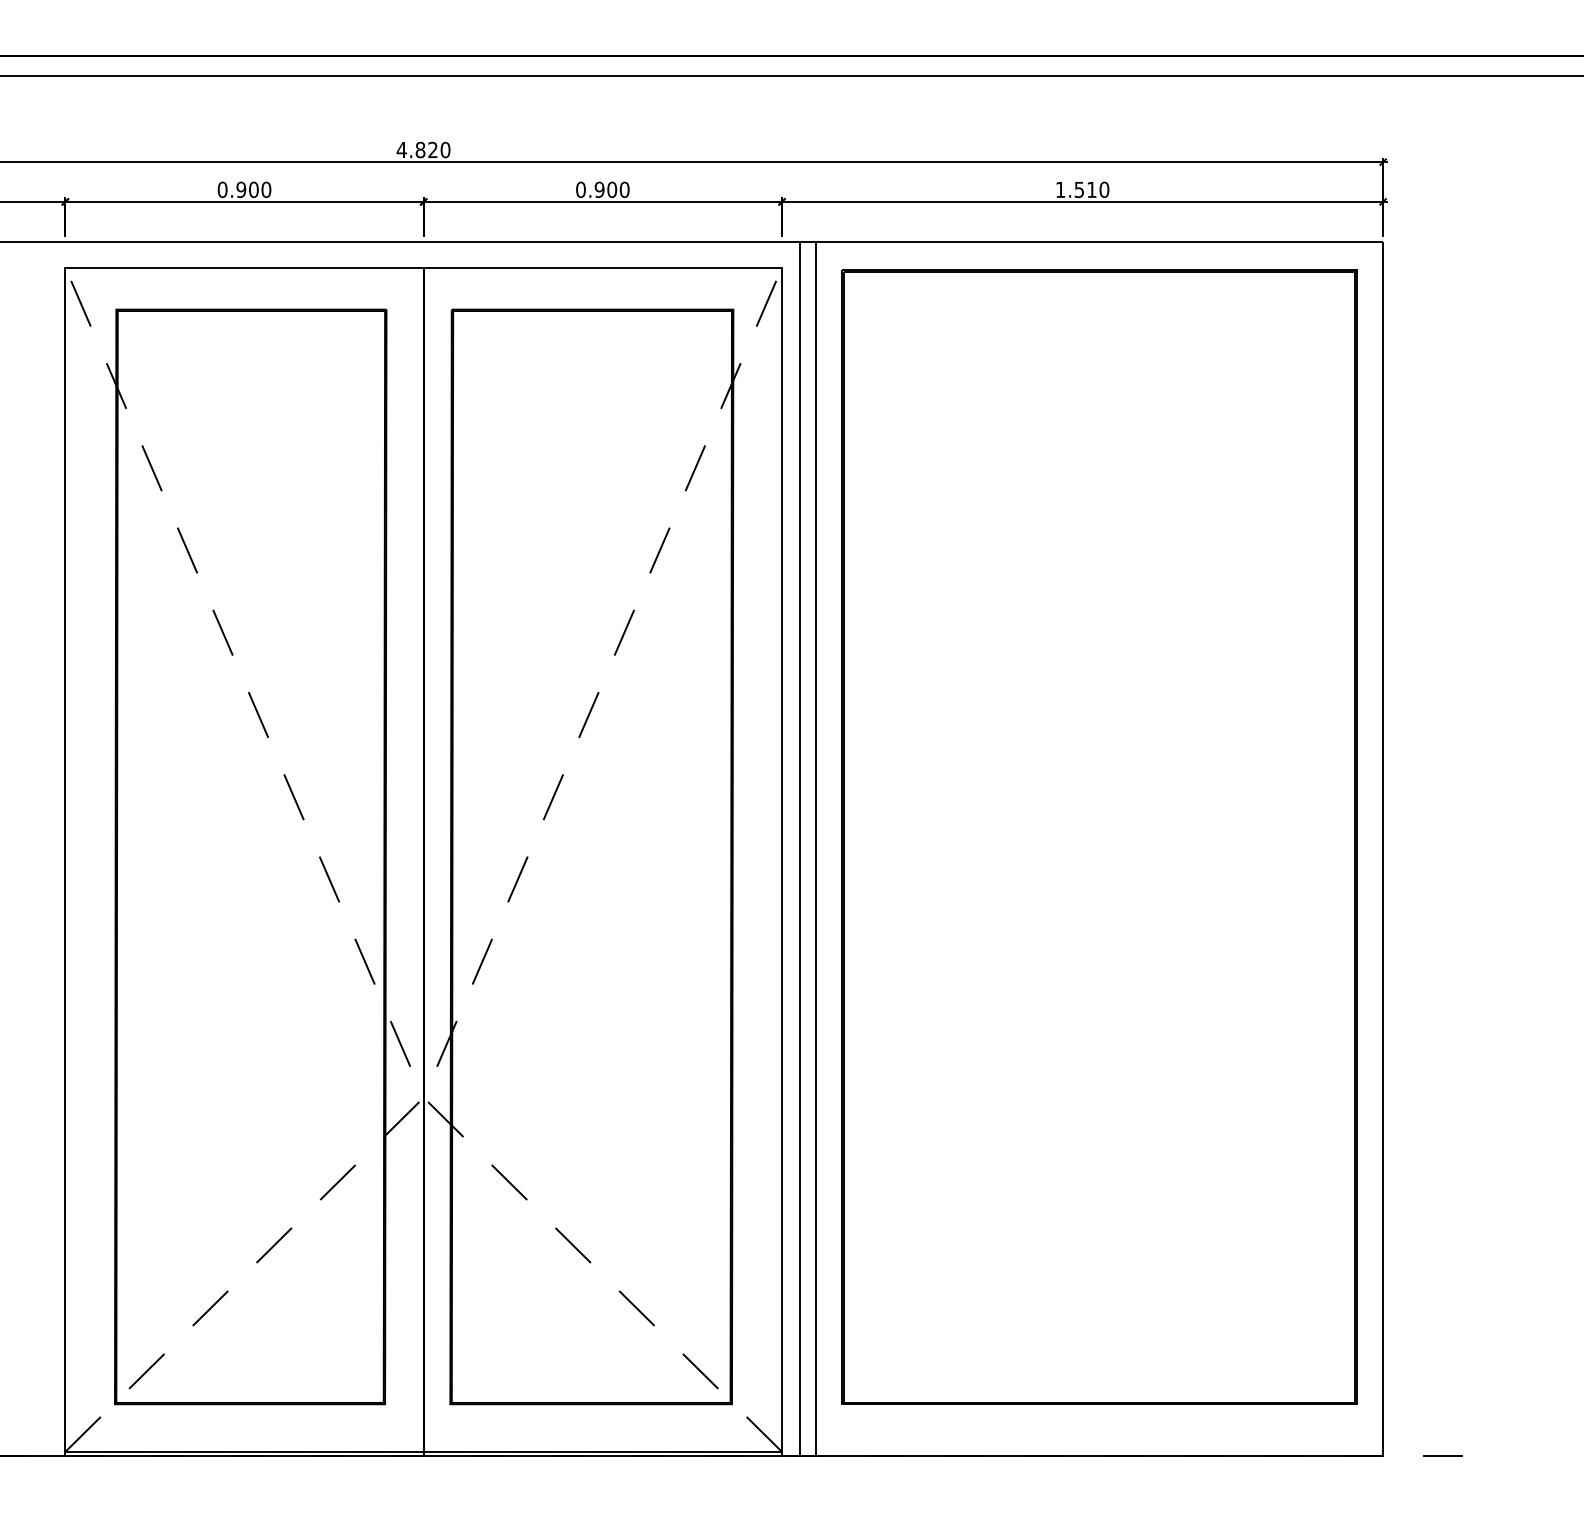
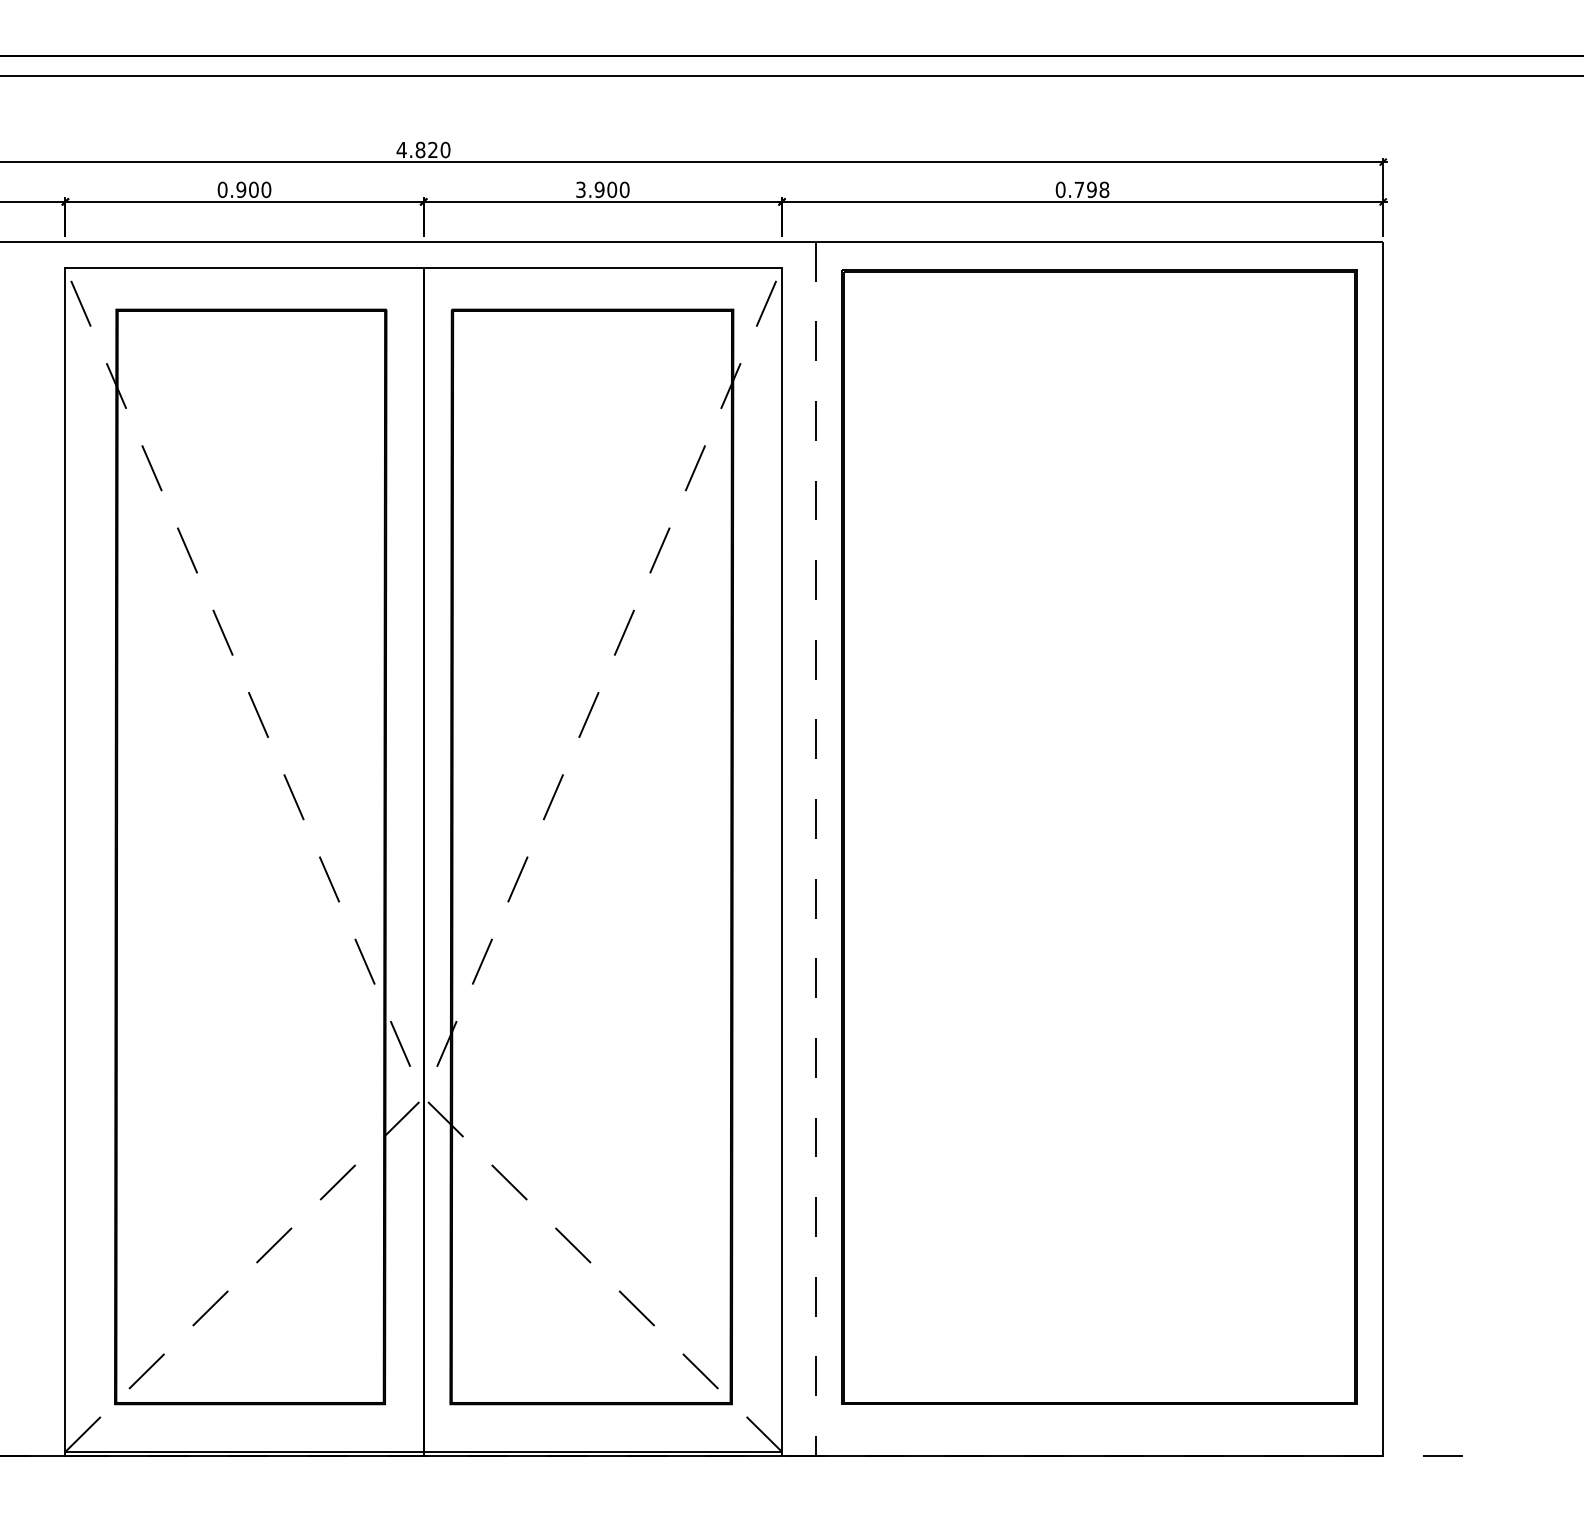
text: 0.900 -> 3.900 (580, 189)
text: 1.510 -> 0.798 (1082, 189)
line: present -> none (799, 848)
line: solid -> dashed (815, 849)
